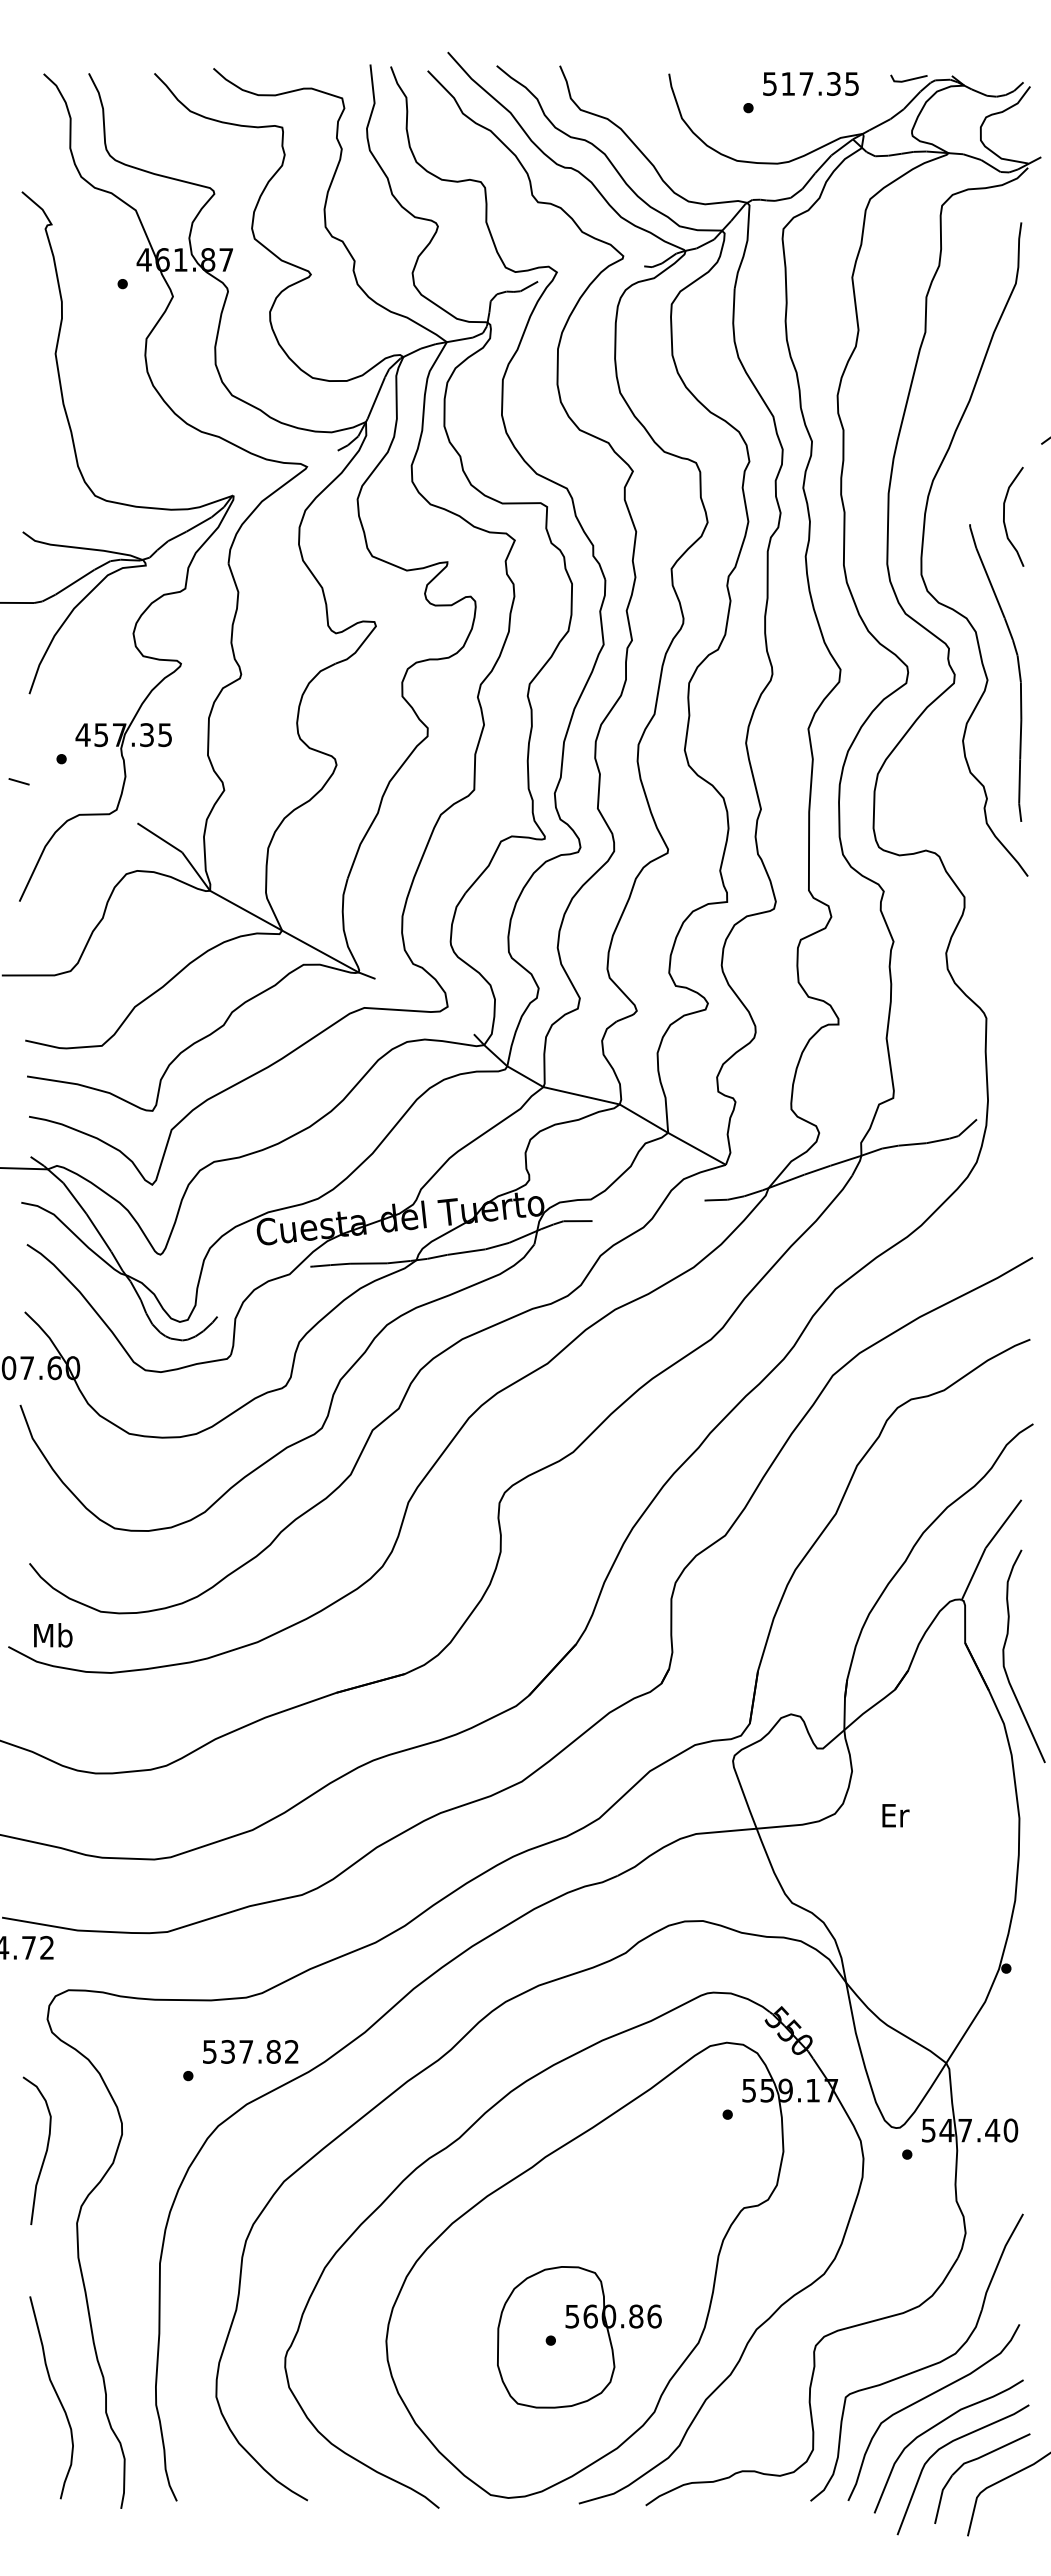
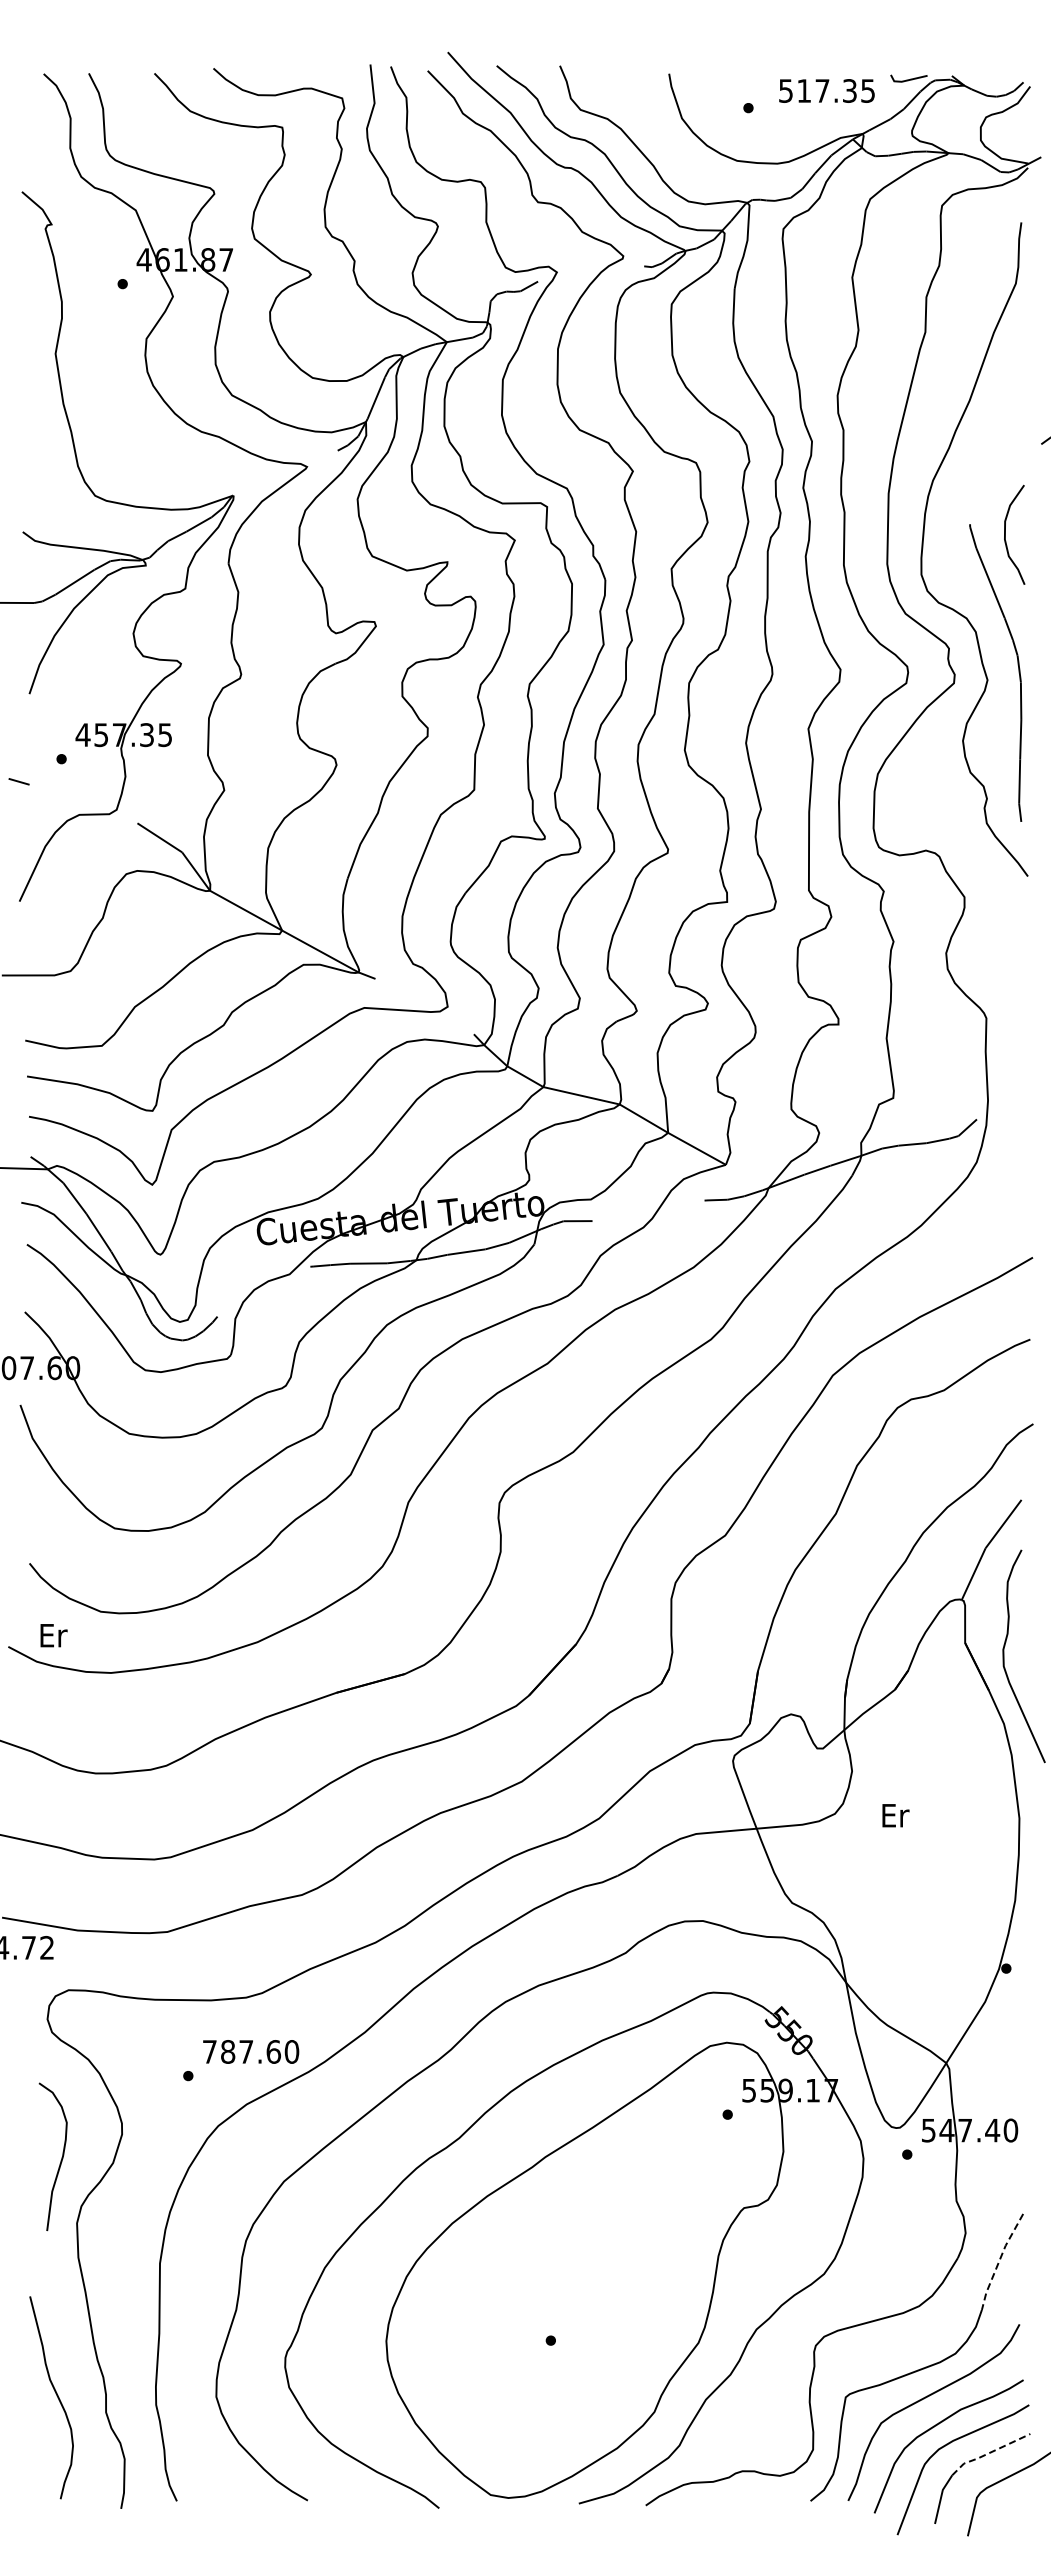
text position: (810, 83) -> (826, 90) (826, 90)
curve position: (1004, 516) -> (1005, 534) (1005, 534)
text: Mb -> Er (53, 1635)
text: 537.82 -> 787.60 (251, 2051)
curve position: (44, 2154) -> (60, 2160) (60, 2160)
line: solid -> dashed (999, 2260)
part: present -> none (579, 2337)
line: solid -> dashed (988, 2453)
